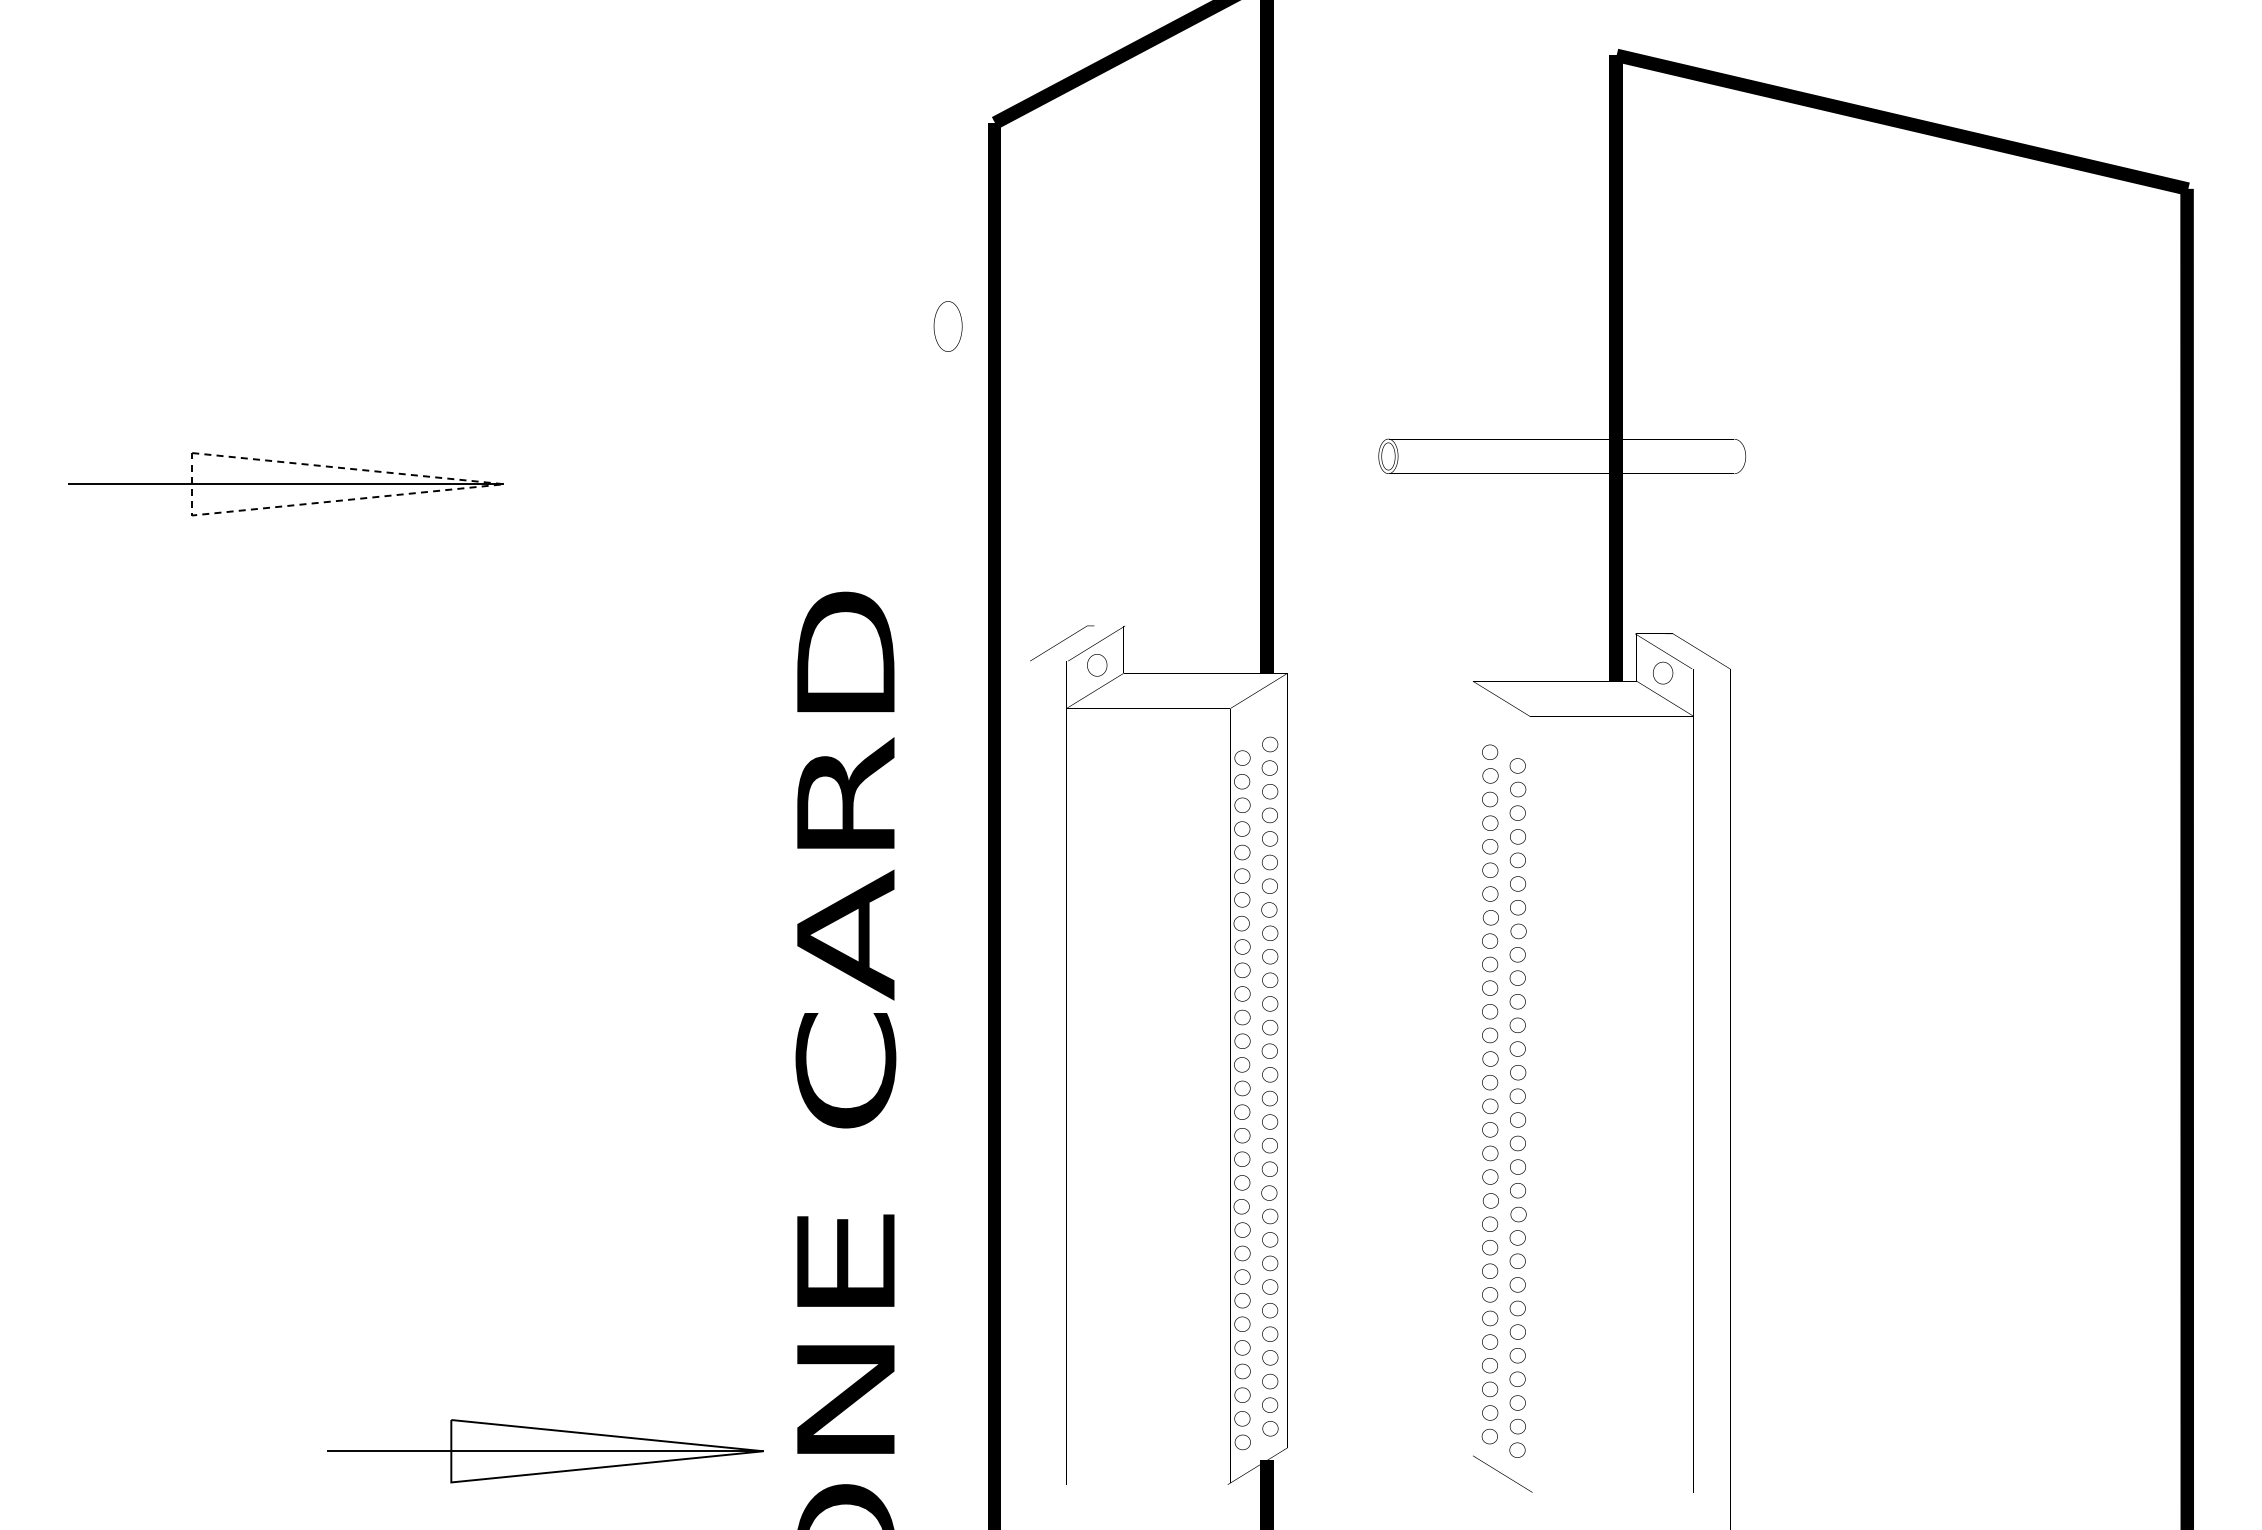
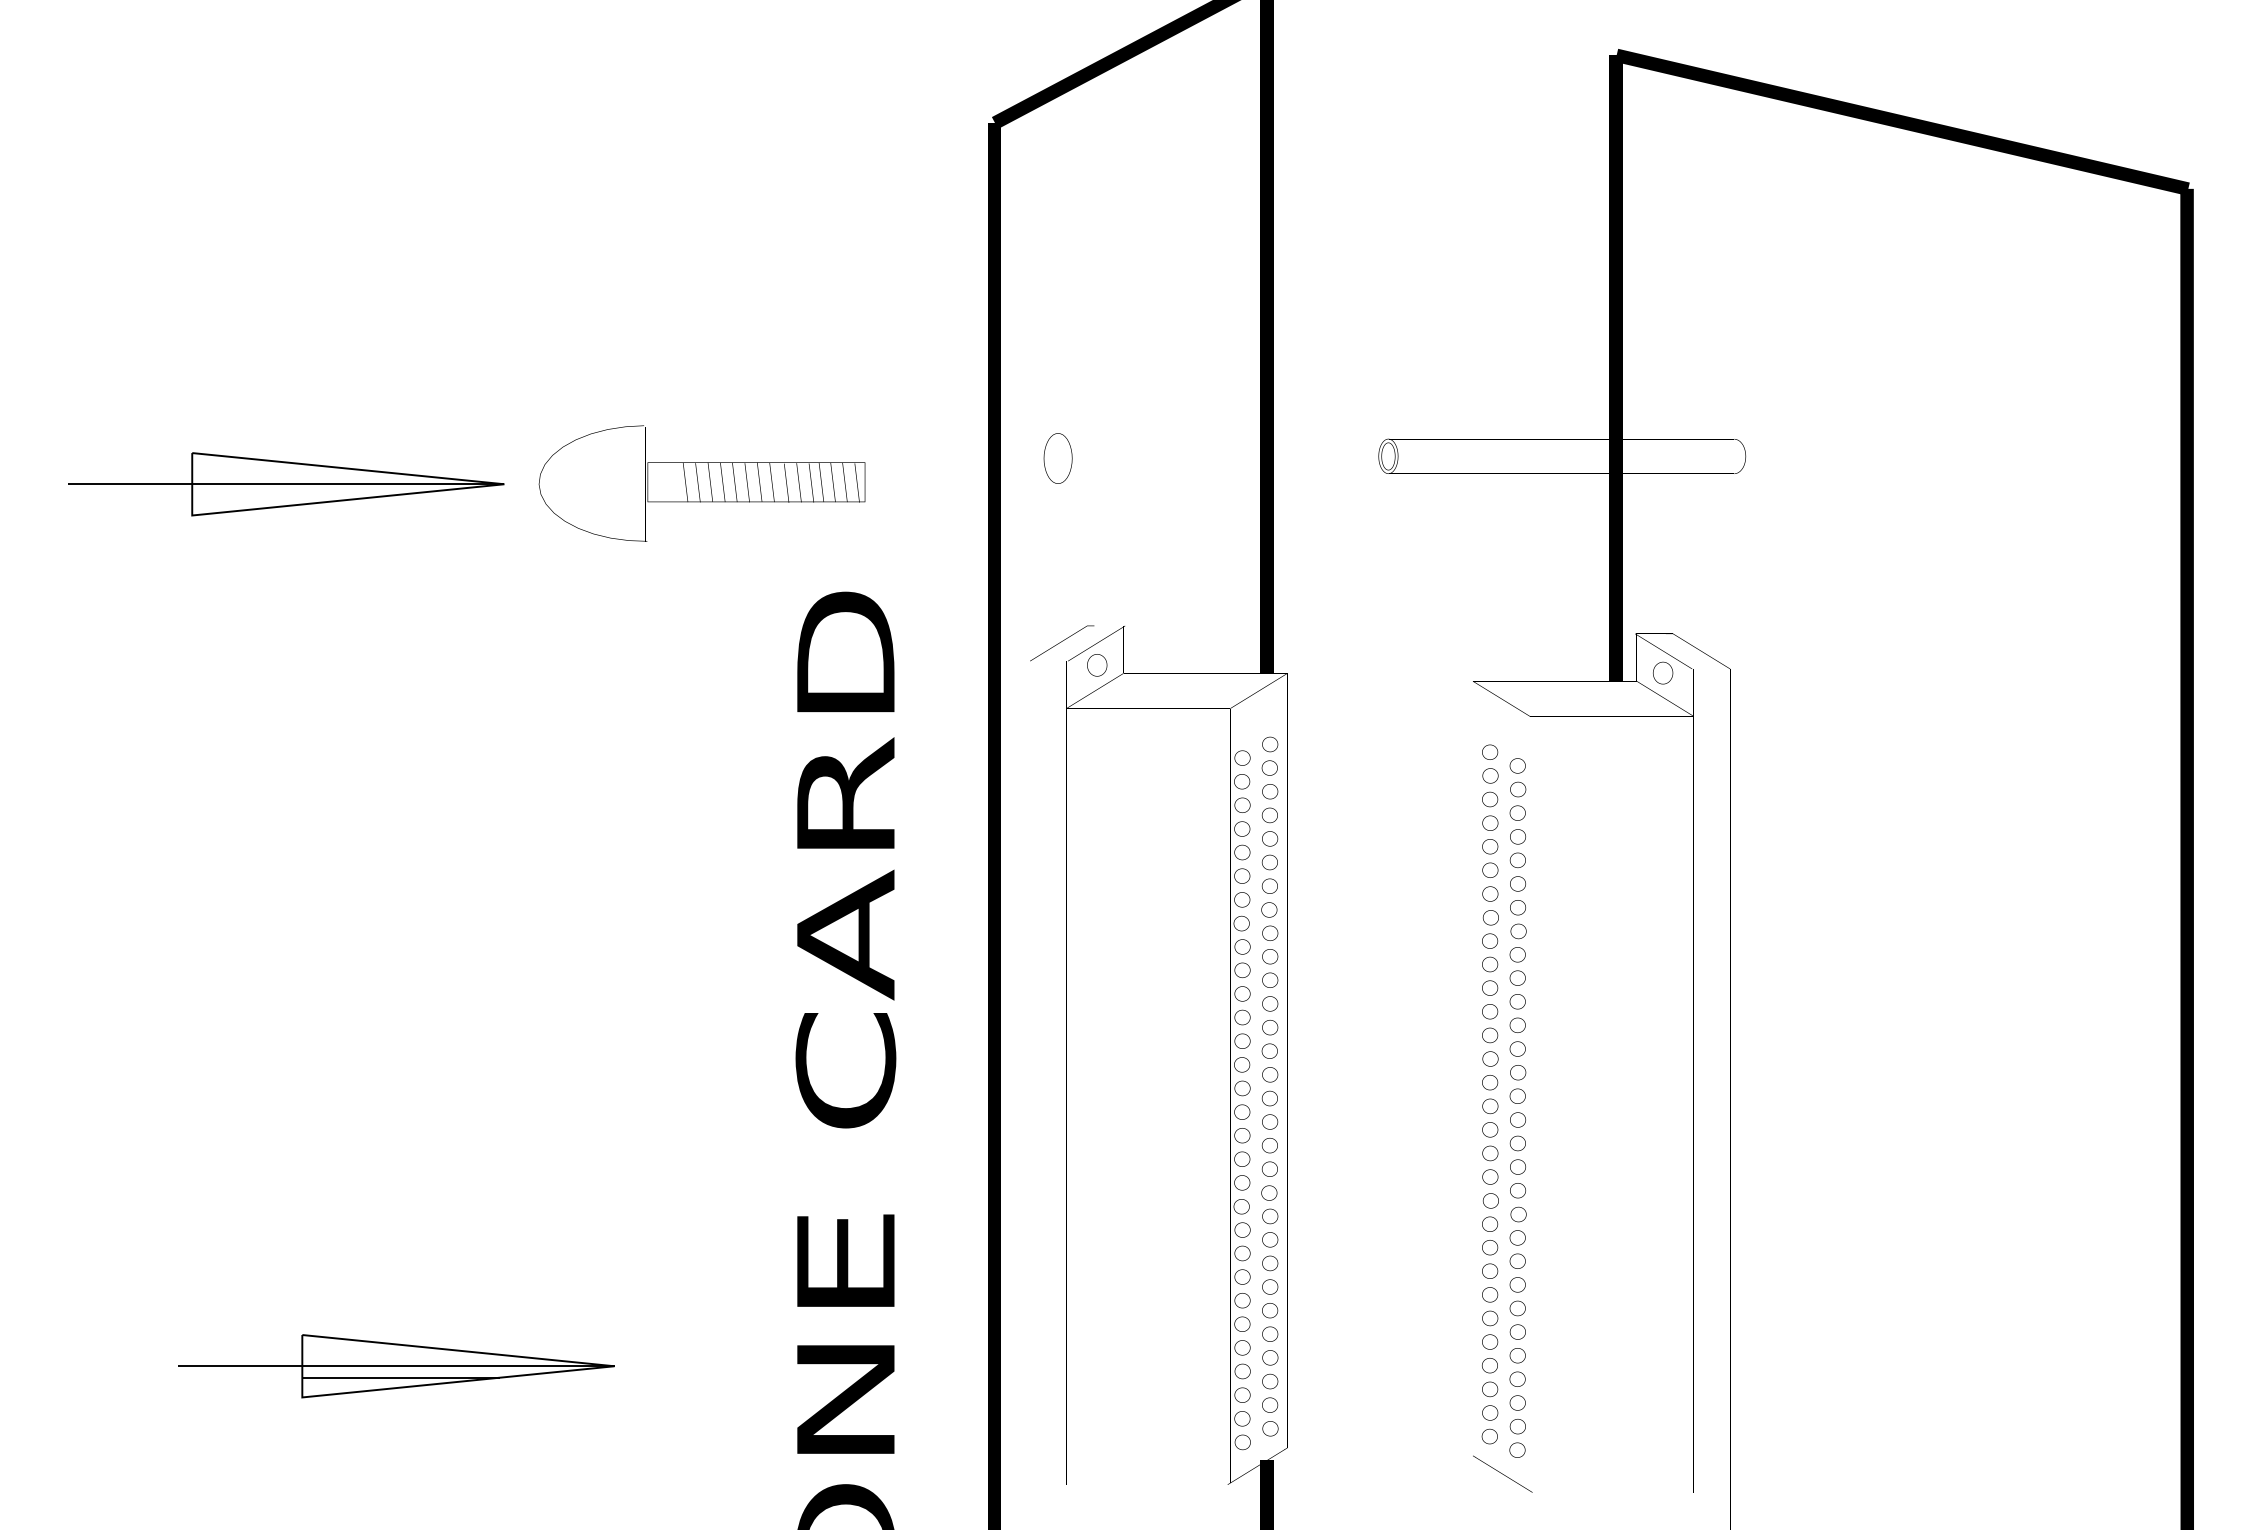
part position: (947, 326) -> (1057, 458) (1057, 458)
part: none -> present (701, 483)
line: dashed -> solid (472, 487)
part position: (545, 1451) -> (396, 1366) (396, 1366)
